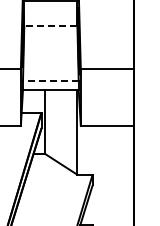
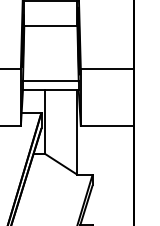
line: dashed -> solid (50, 26)
line: dashed -> solid (50, 81)
